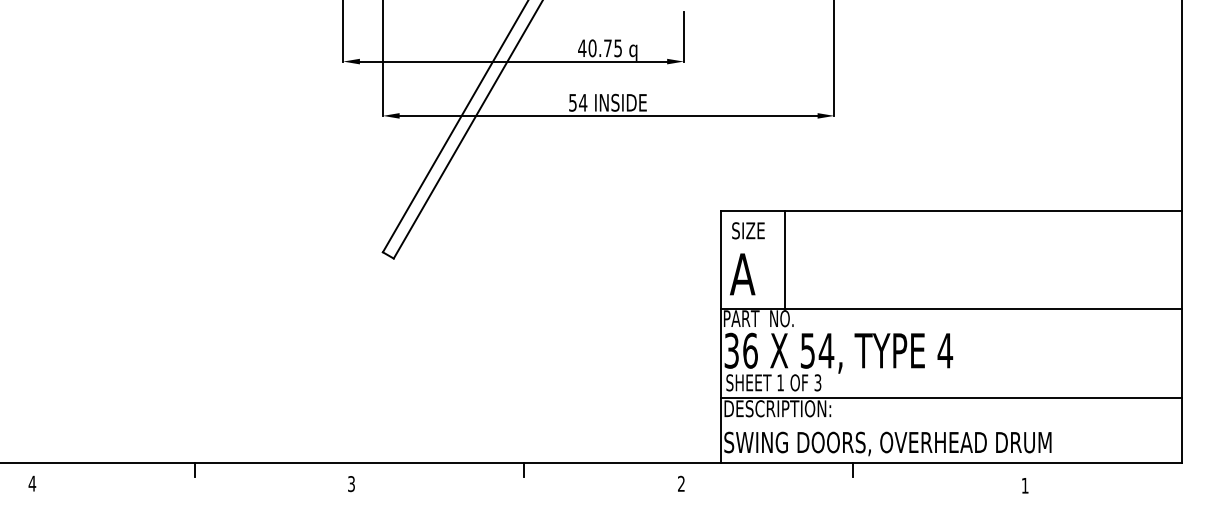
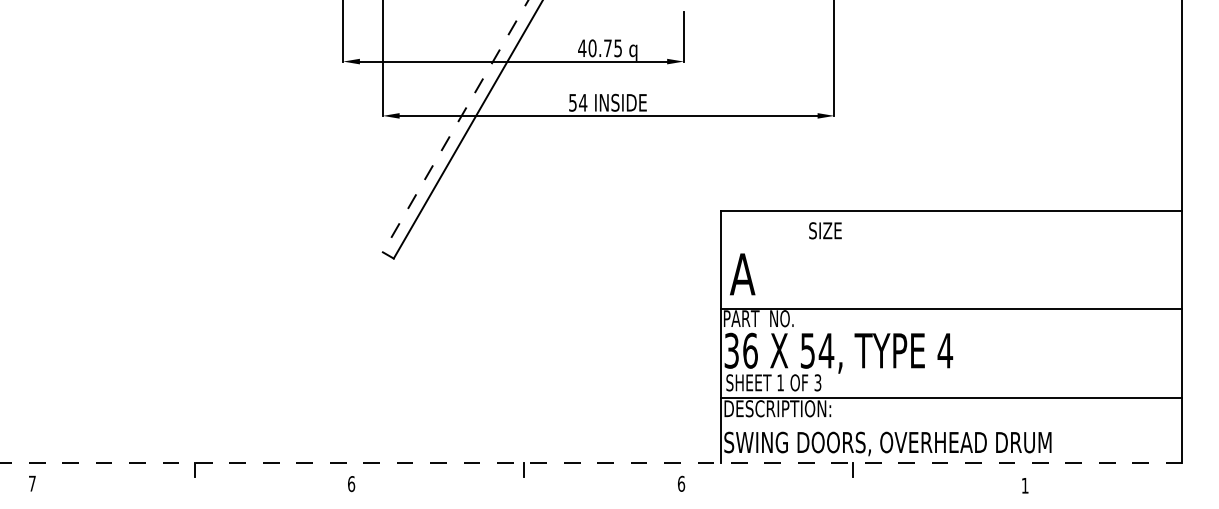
line: solid -> dashed (455, 126)
text position: (748, 230) -> (825, 230) (825, 230)
line: present -> none (785, 259)
line: solid -> dashed (590, 462)
text: 4 -> 7 (32, 483)
text: 2 -> 6 (681, 483)
text: 3 -> 6 (351, 484)
